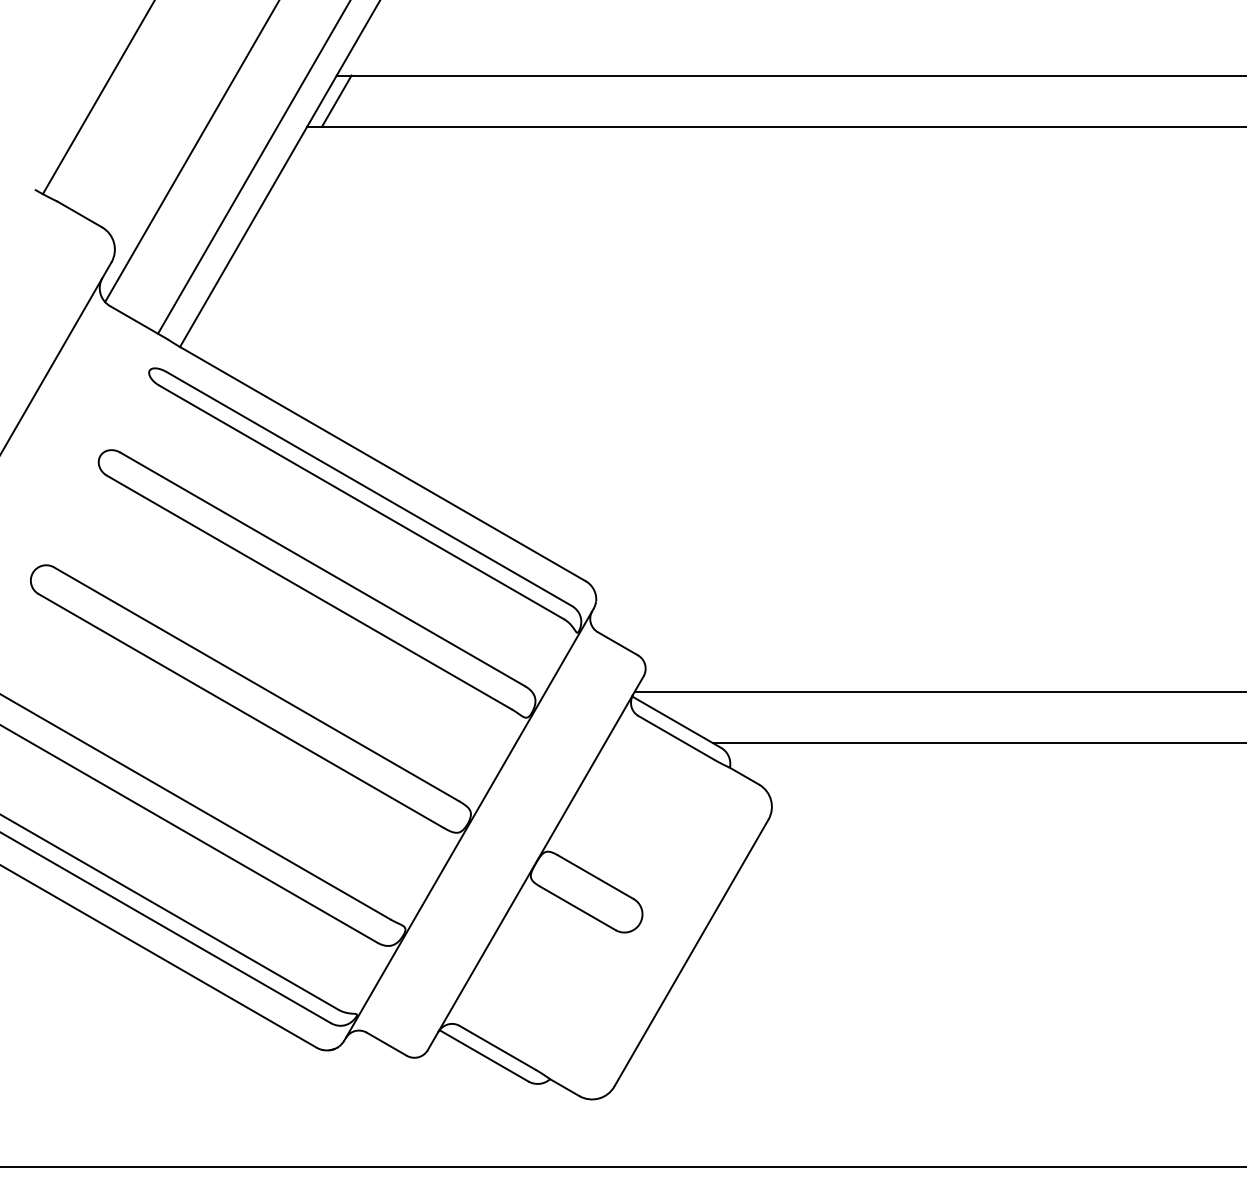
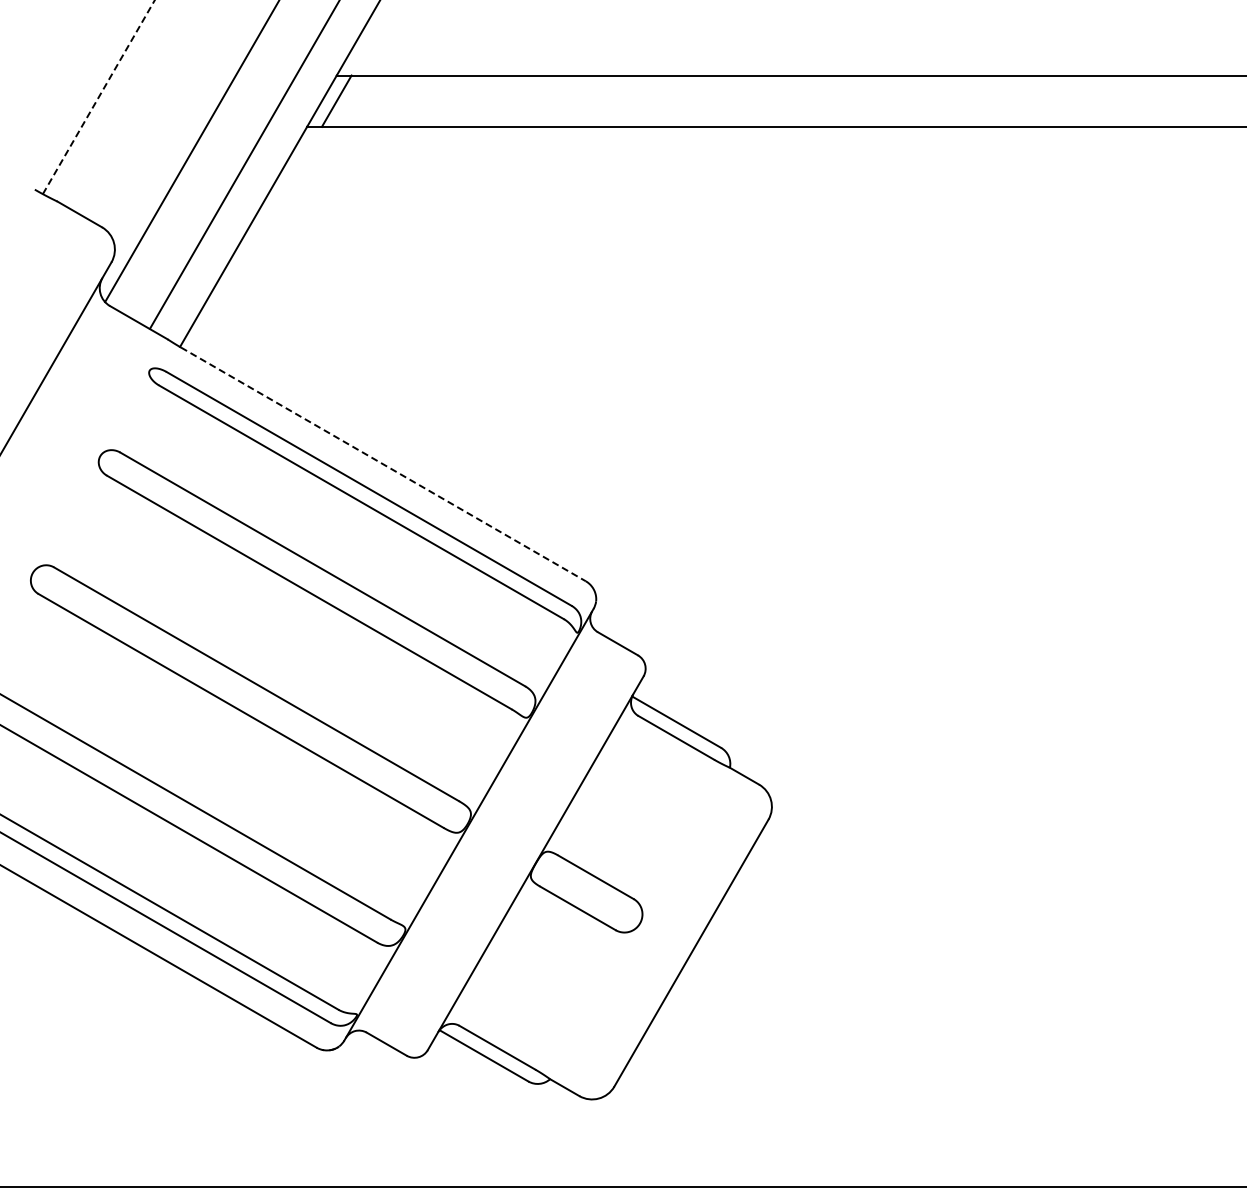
line: solid -> dashed (98, 97)
line position: (253, 167) -> (244, 165) (244, 165)
line: solid -> dashed (383, 464)
line: present -> none (938, 691)
line: present -> none (978, 743)
line position: (622, 1166) -> (622, 1186) (622, 1186)
